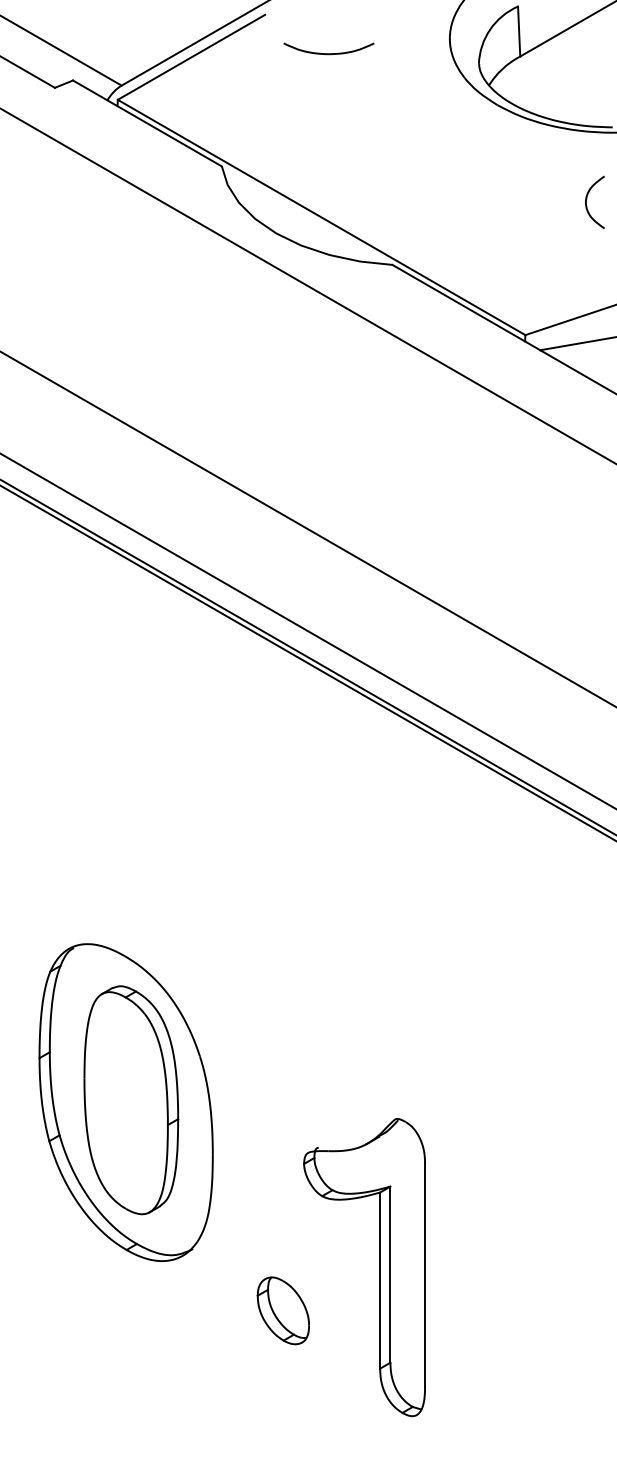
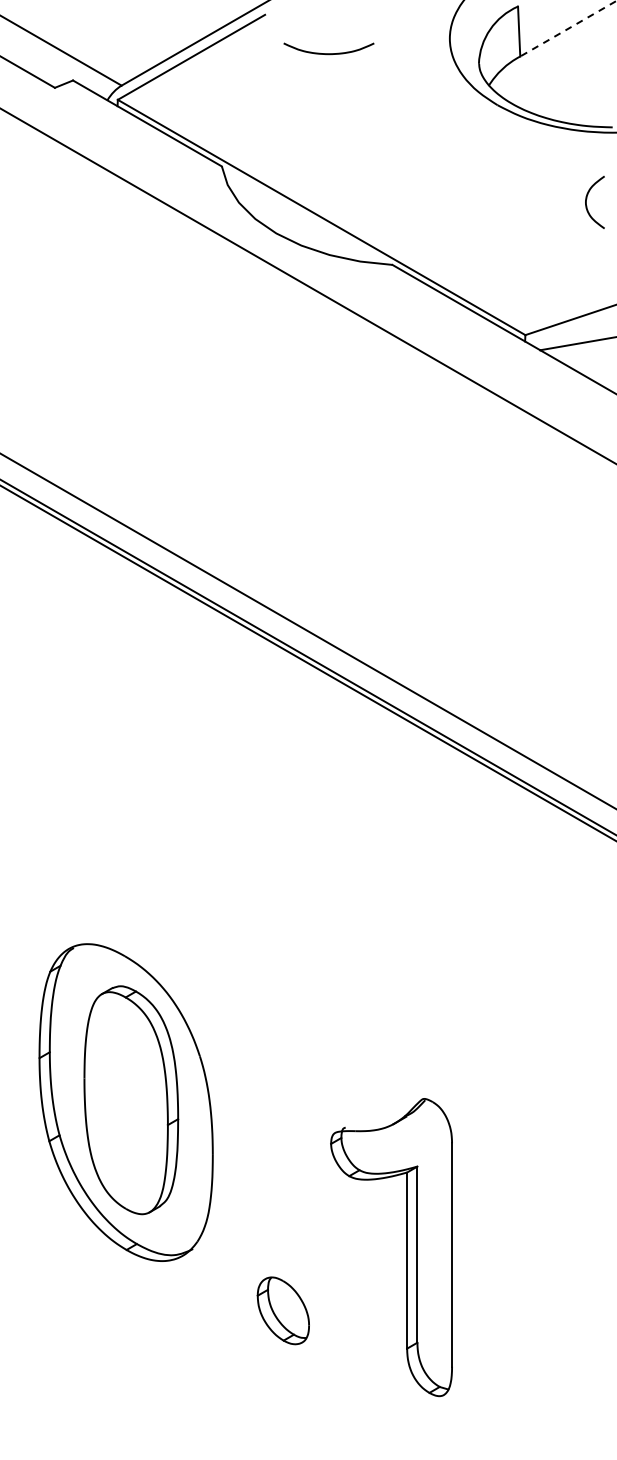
line: solid -> dashed (567, 29)
line: present -> none (307, 528)
part position: (379, 1267) -> (406, 1247) (406, 1247)
